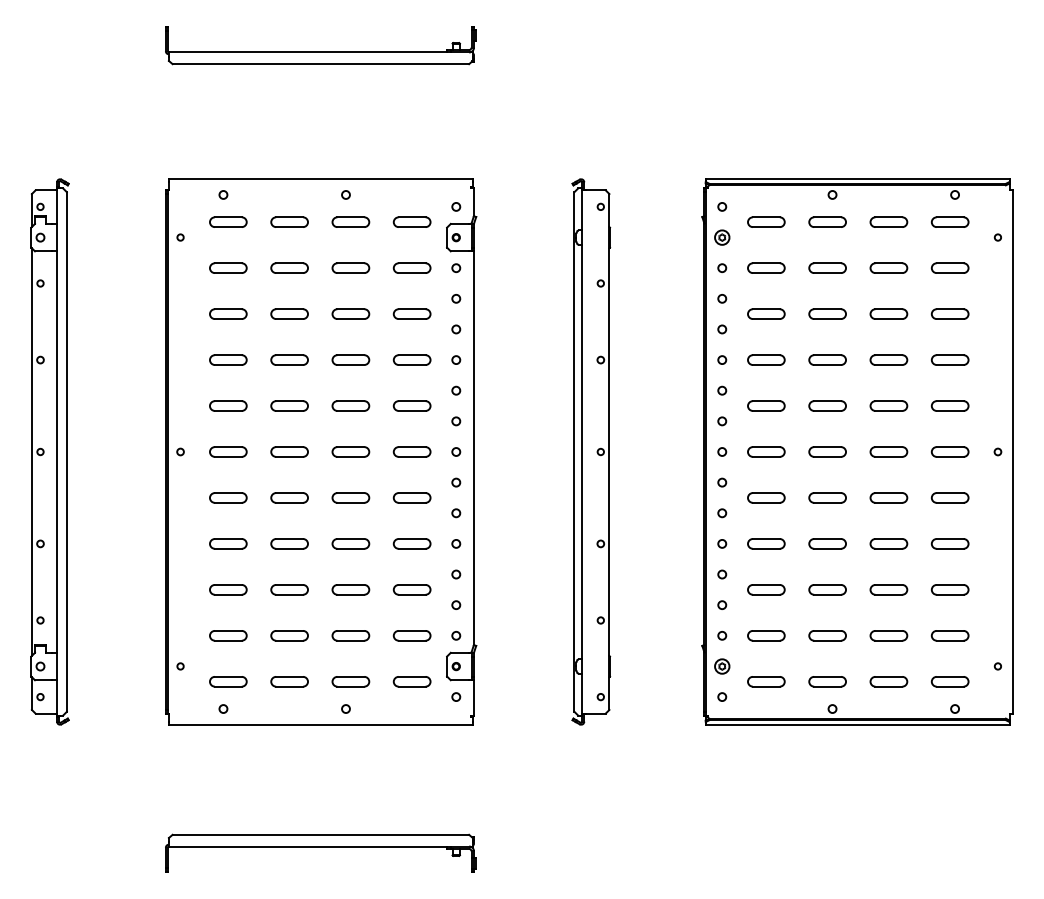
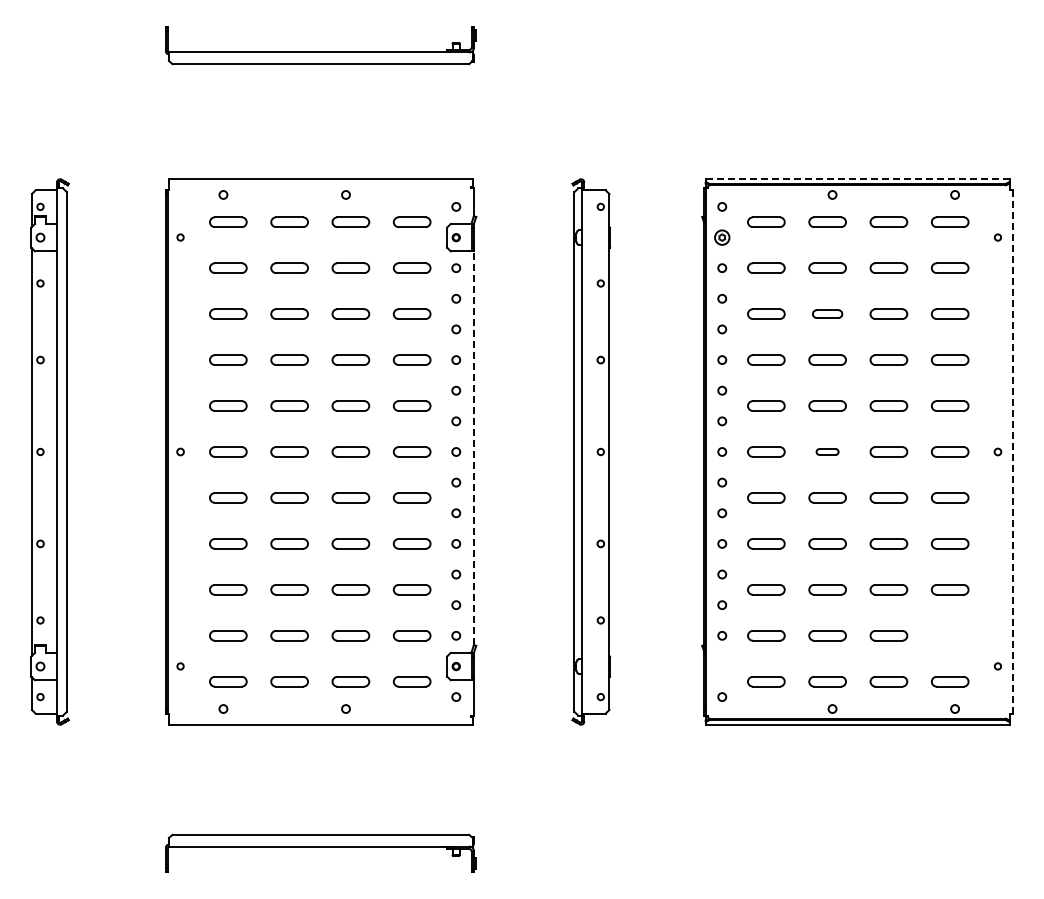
line: solid -> dashed (857, 179)
part size: 39x12 px -> 32x10 px (827, 313)
line: solid -> dashed (474, 448)
part size: 39x12 px -> 25x8 px (827, 451)
line: solid -> dashed (1012, 452)
part: present -> none (949, 635)
part: present -> none (722, 666)
